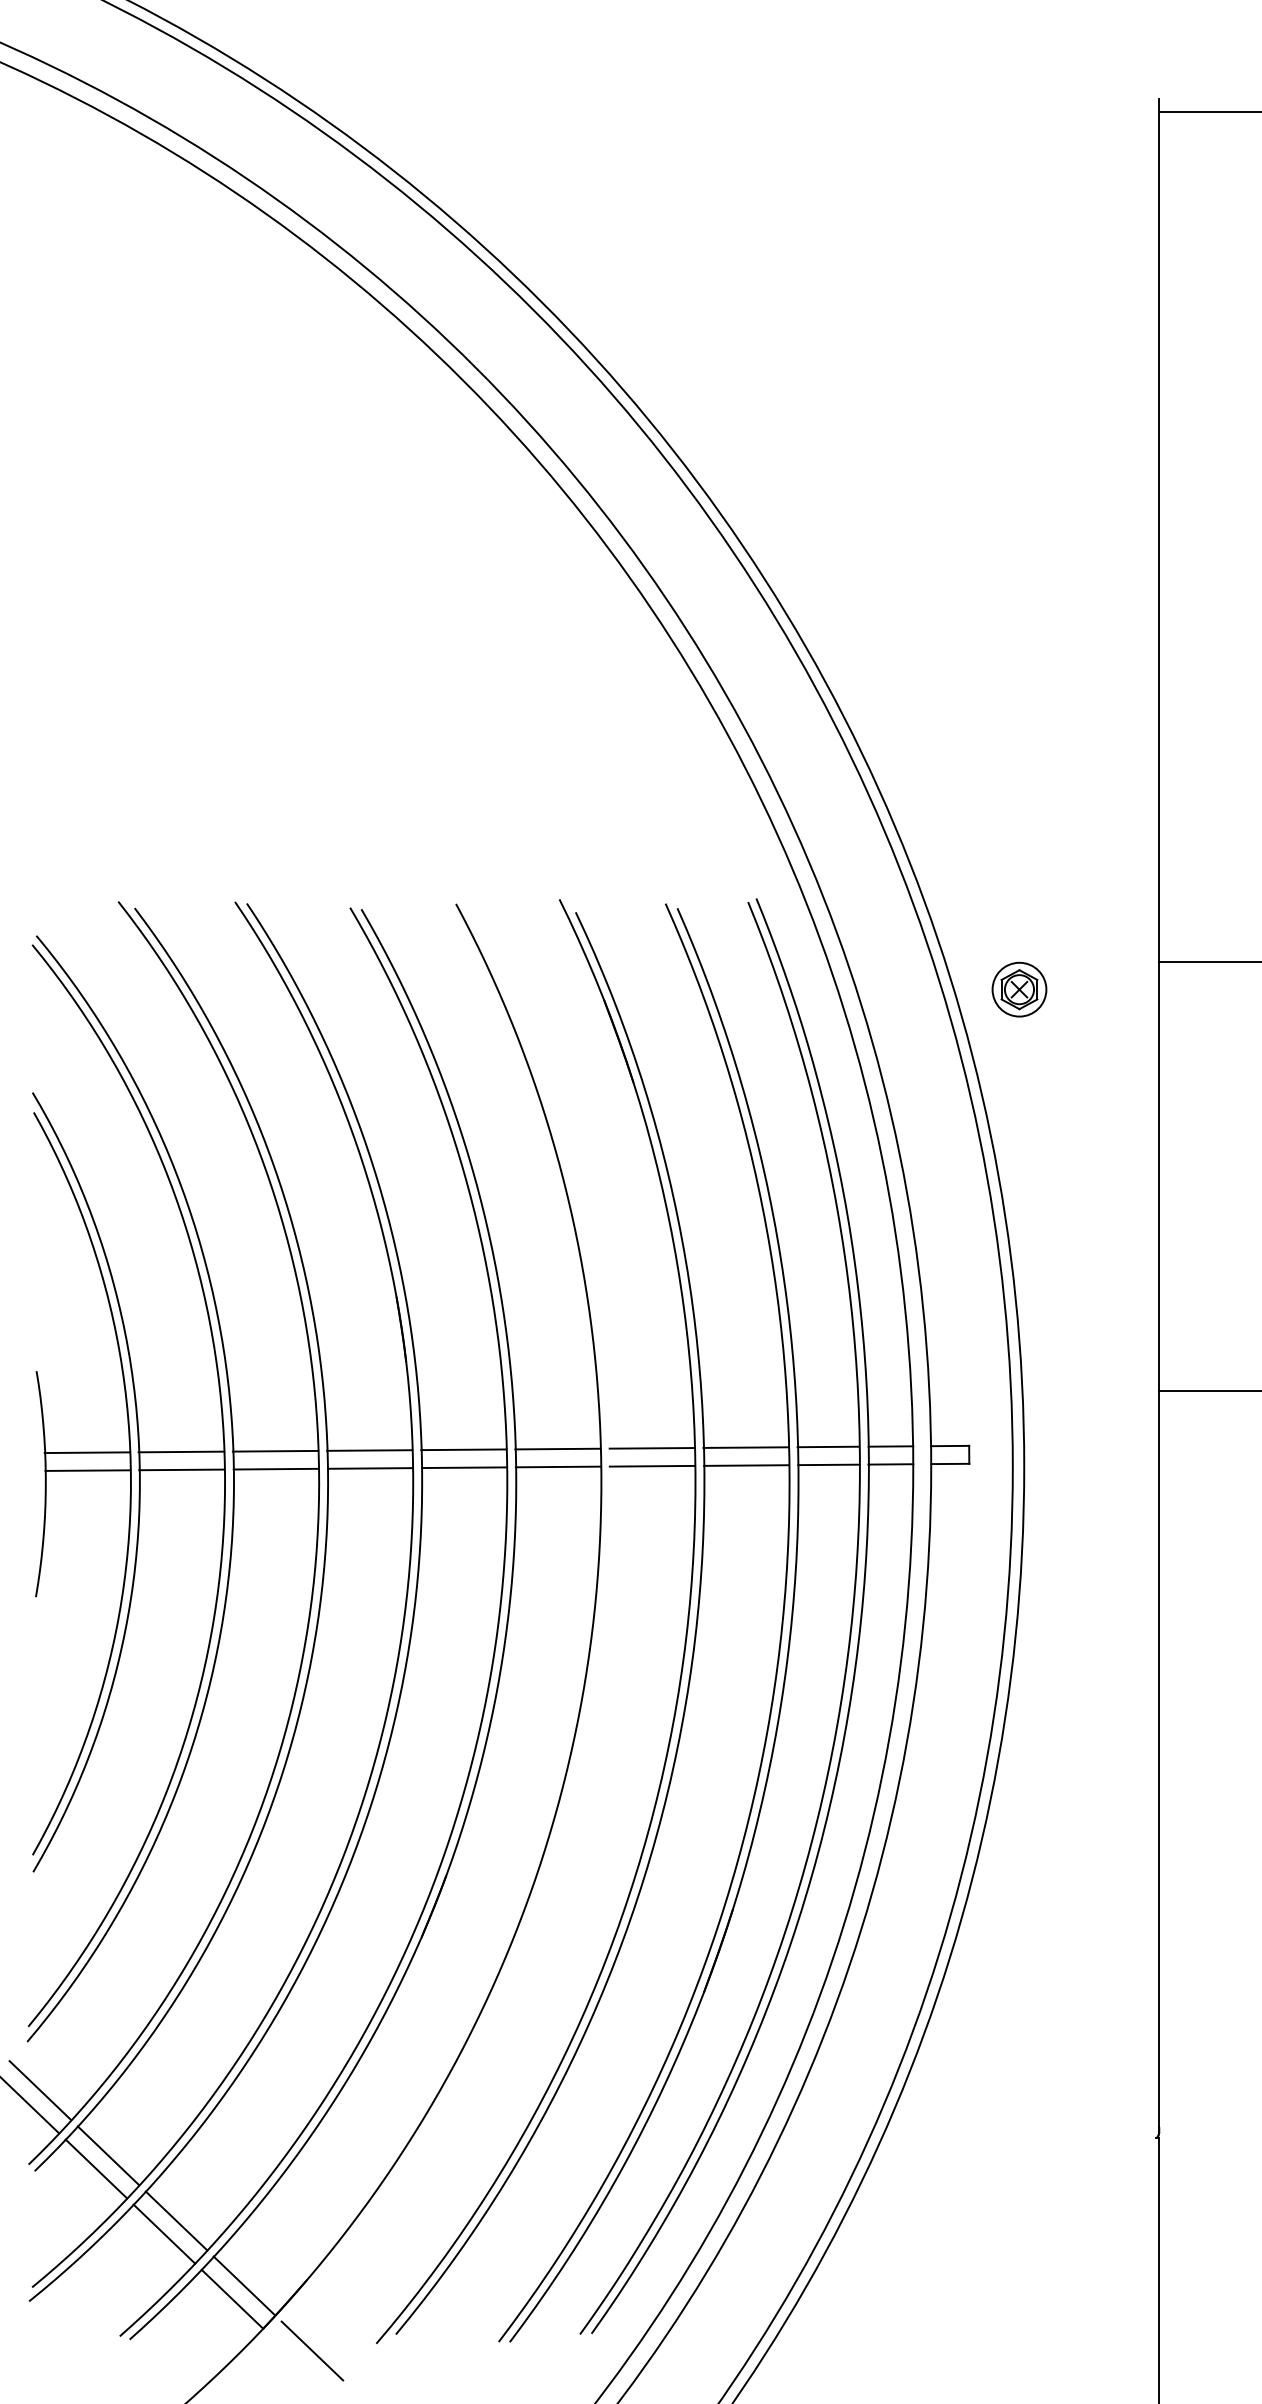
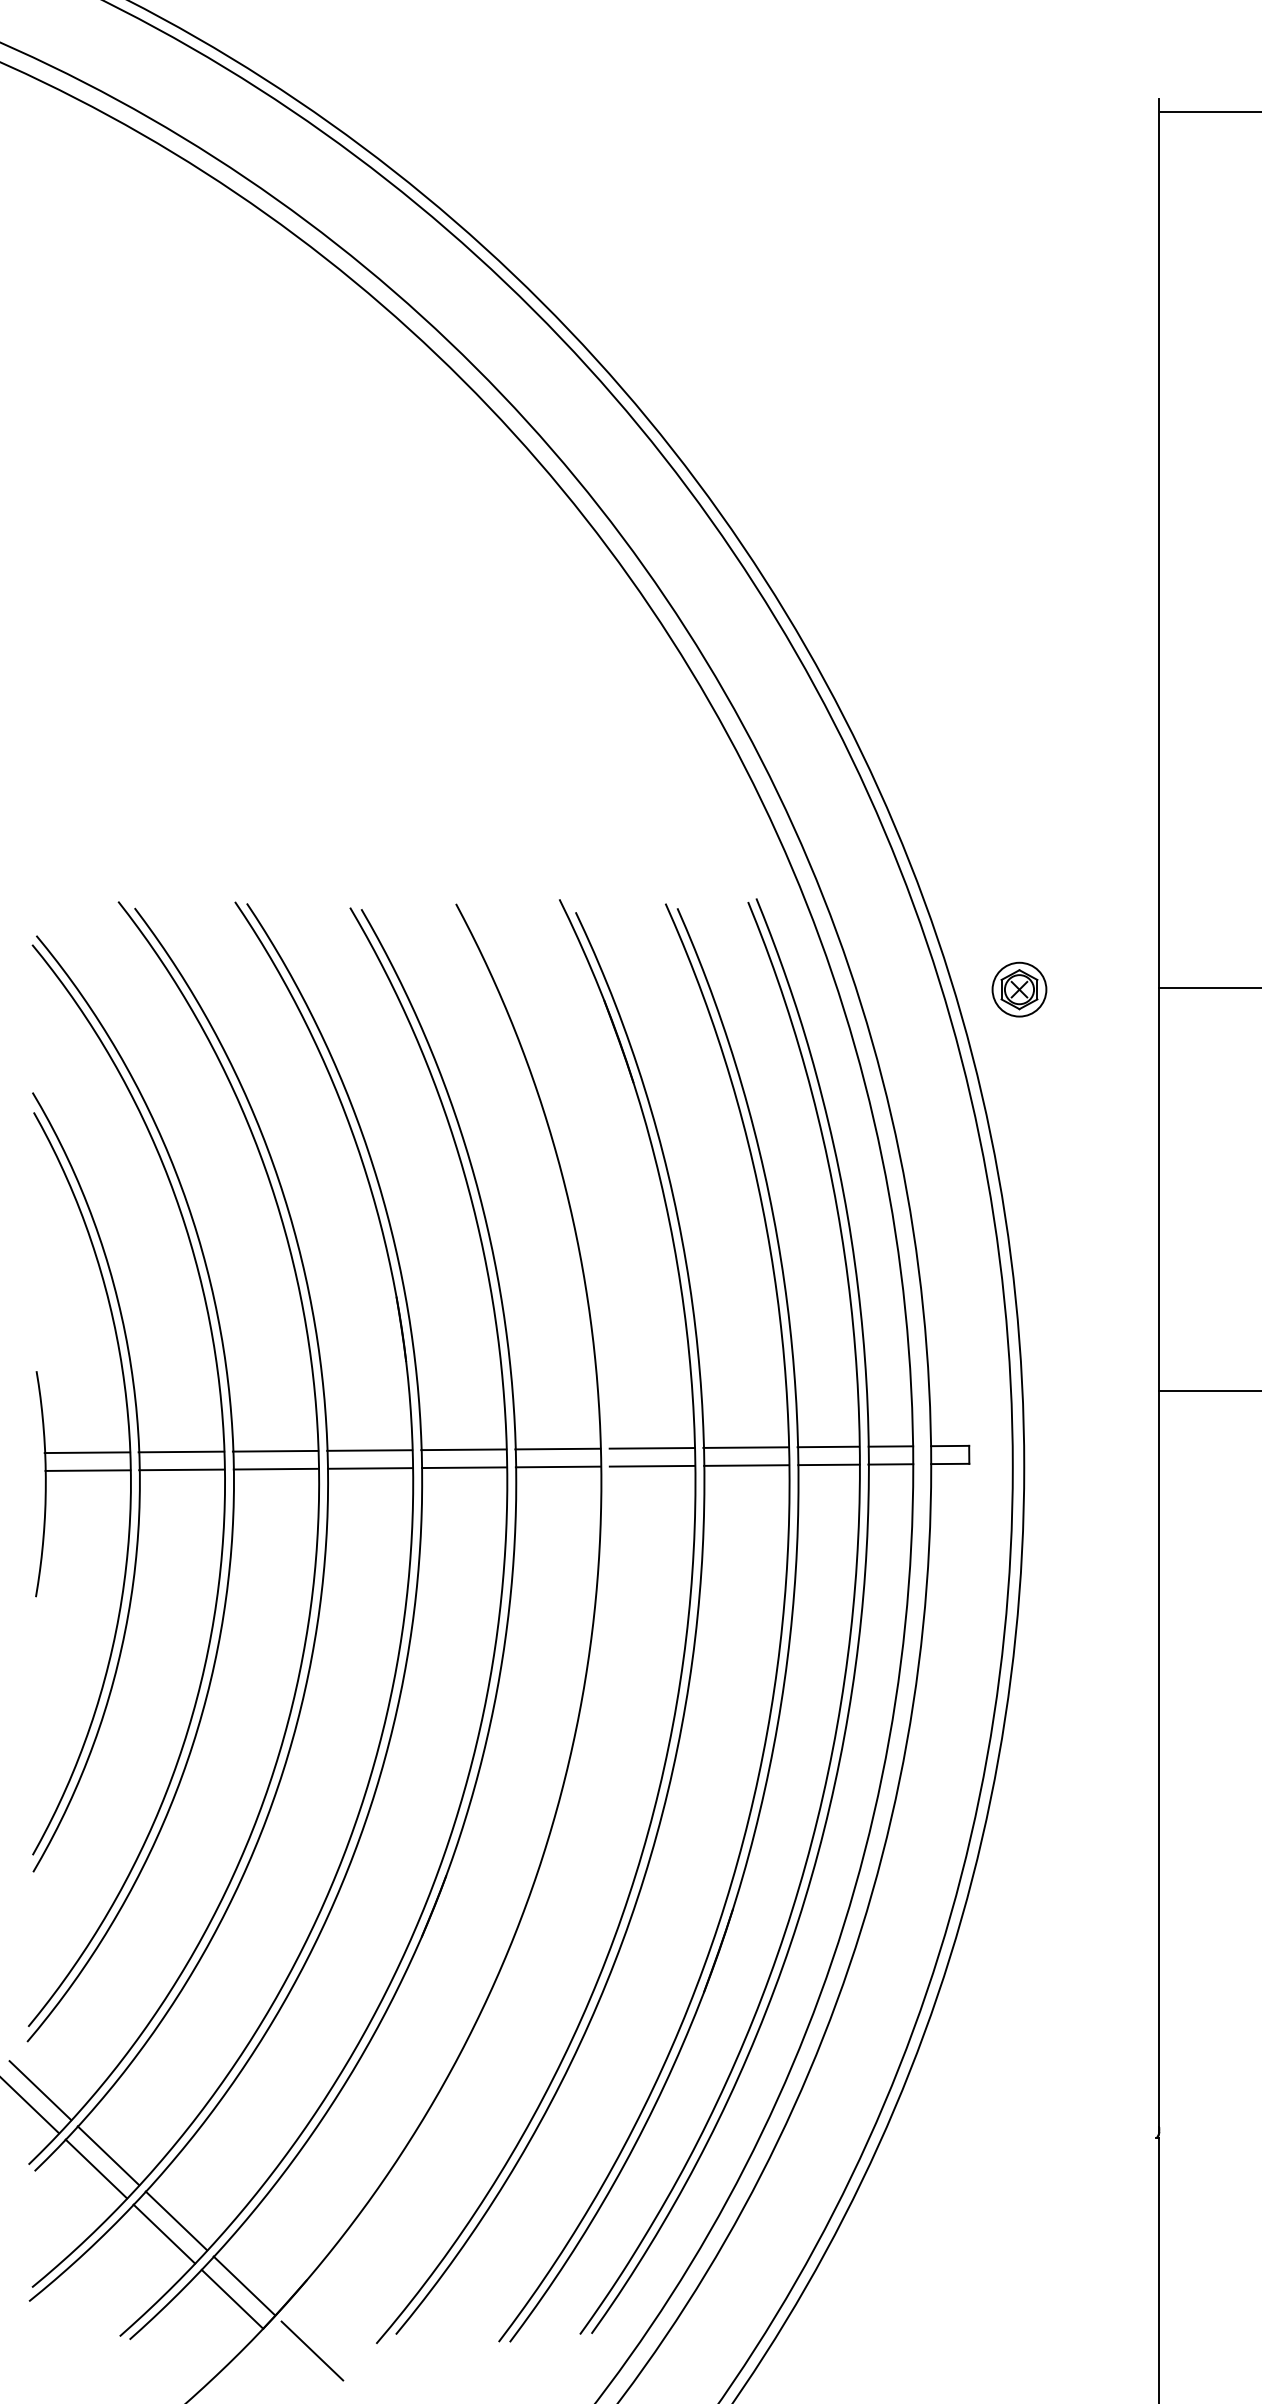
line position: (1208, 961) -> (1208, 987) (1208, 987)
